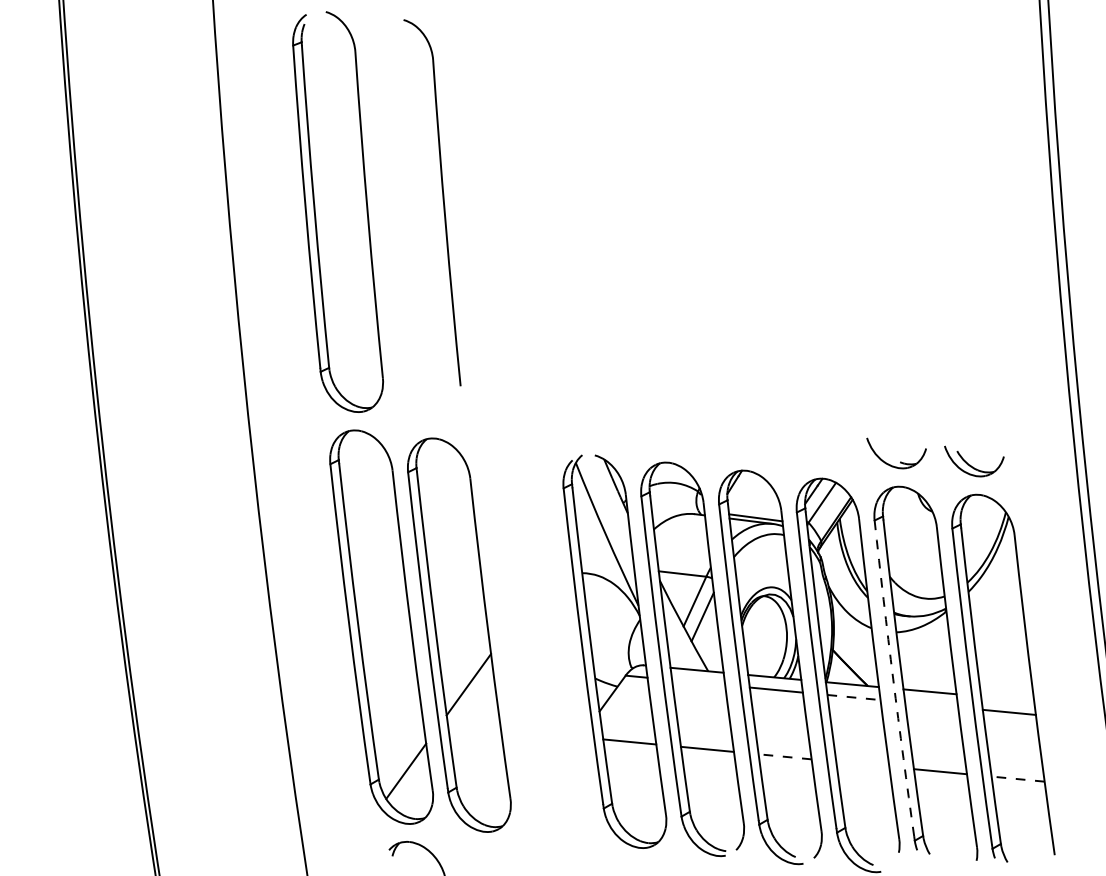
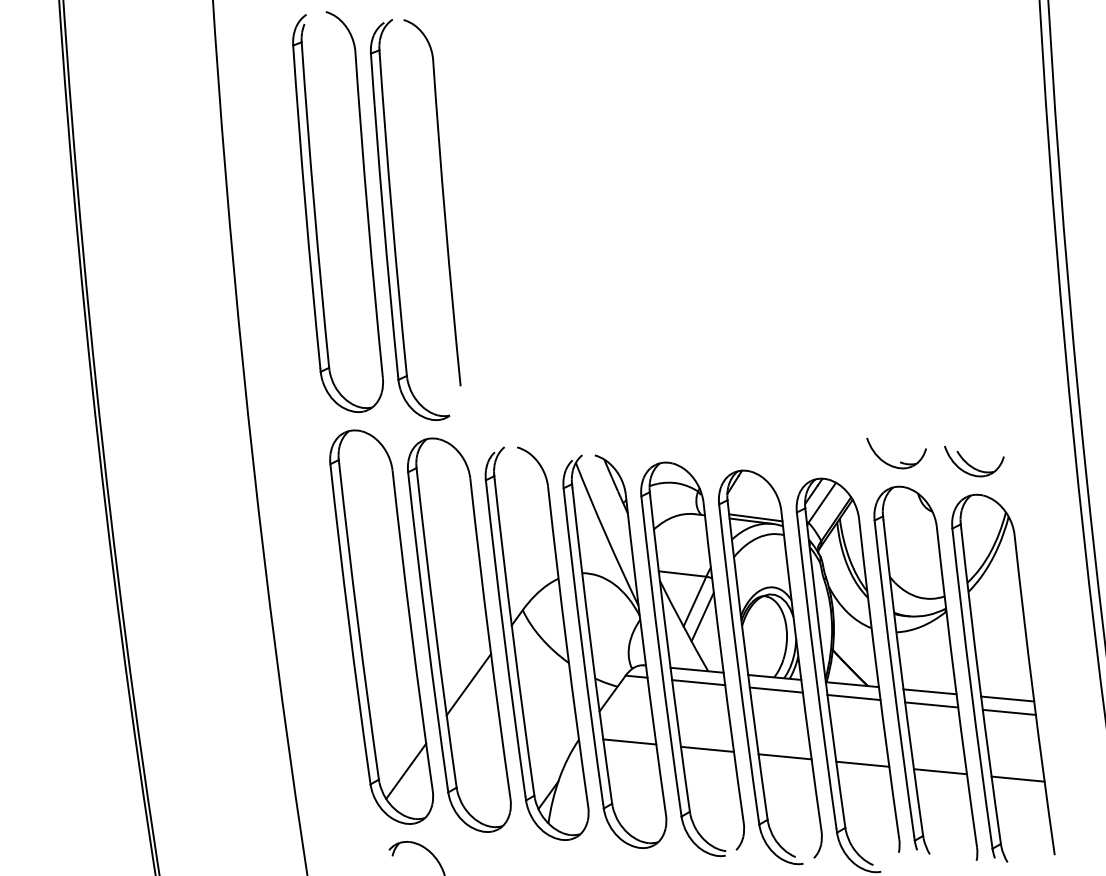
part: none -> present (393, 220)
part: none -> present (536, 643)
arc: dashed -> solid (893, 679)
line: none -> present (698, 682)
line: dashed -> solid (854, 697)
line: none -> present (1007, 698)
line: none -> present (931, 704)
line: dashed -> solid (785, 756)
line: none -> present (862, 763)
line: dashed -> solid (1018, 779)
